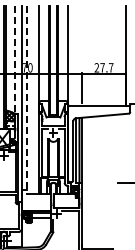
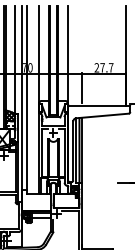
line: dashed -> solid (15, 60)
line: dashed -> solid (27, 99)
